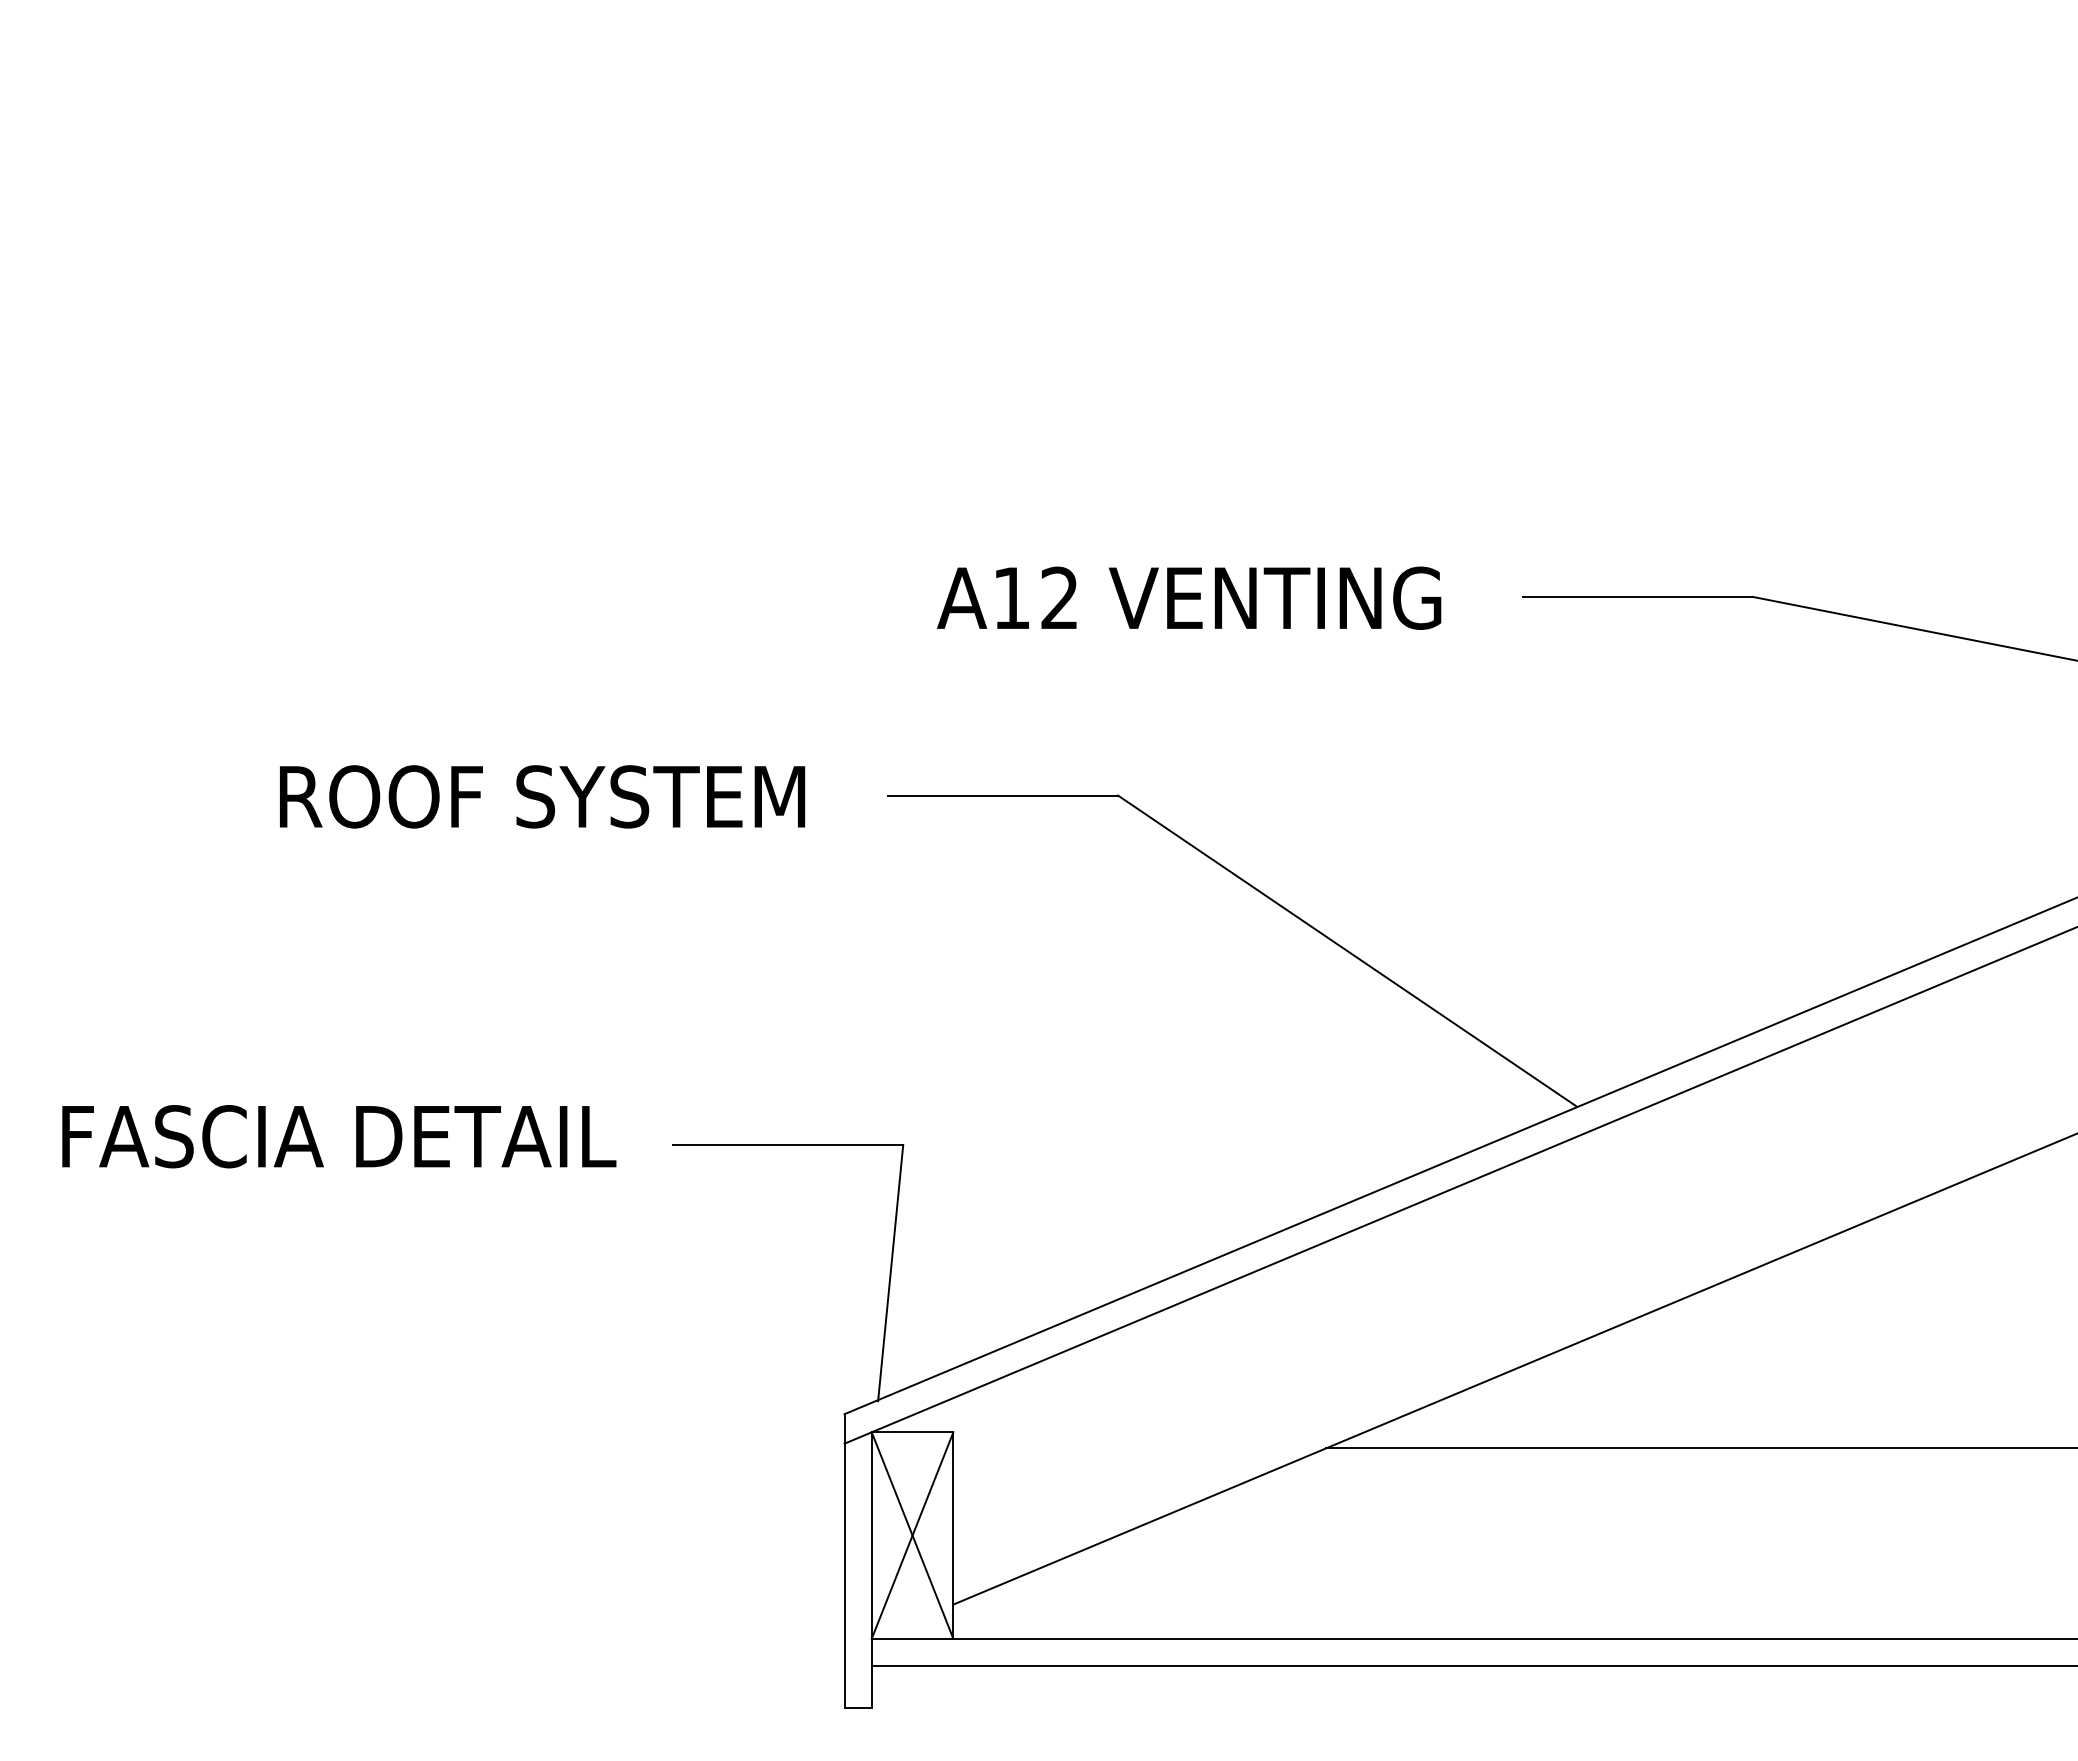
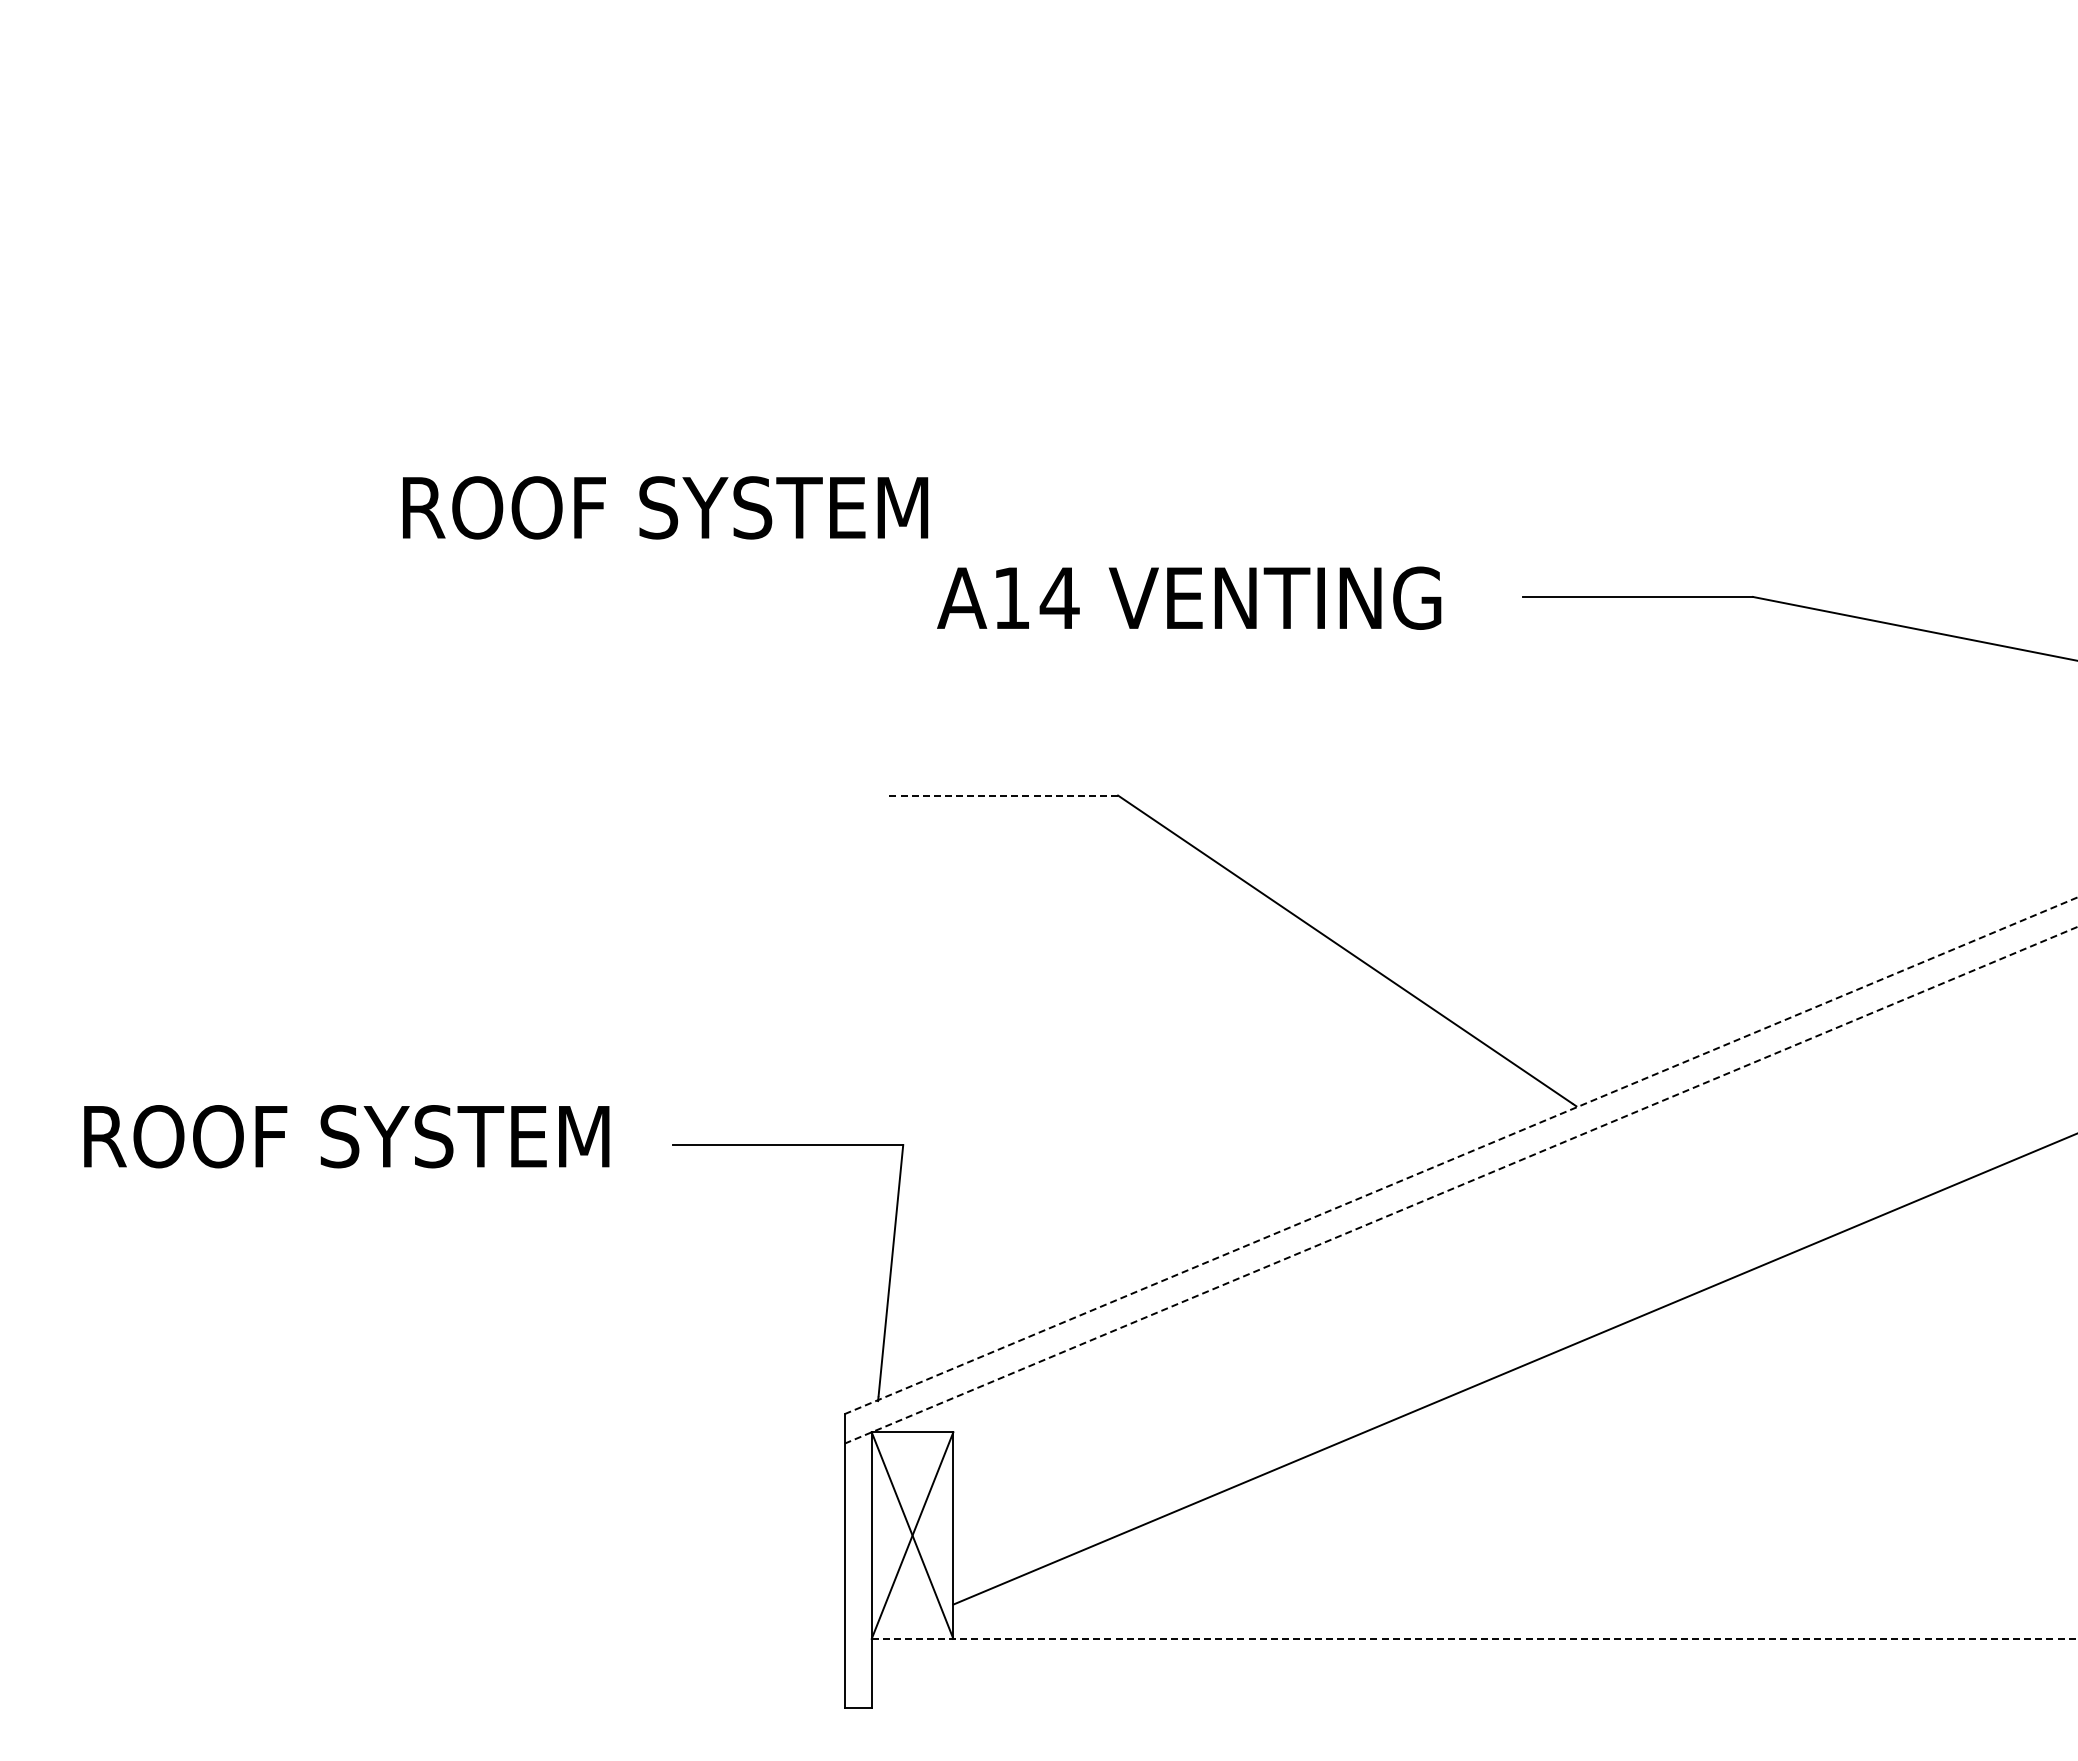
text: A12 -> A14 (1059, 597)
line: solid -> dashed (1002, 795)
text position: (542, 796) -> (665, 507) (665, 507)
text: FASCIA DETAIL -> ROOF SYSTEM (339, 1136)
line: solid -> dashed (1461, 1155)
line: solid -> dashed (1461, 1185)
line: present -> none (1700, 1448)
line: solid -> dashed (1474, 1638)
line: present -> none (1472, 1666)
